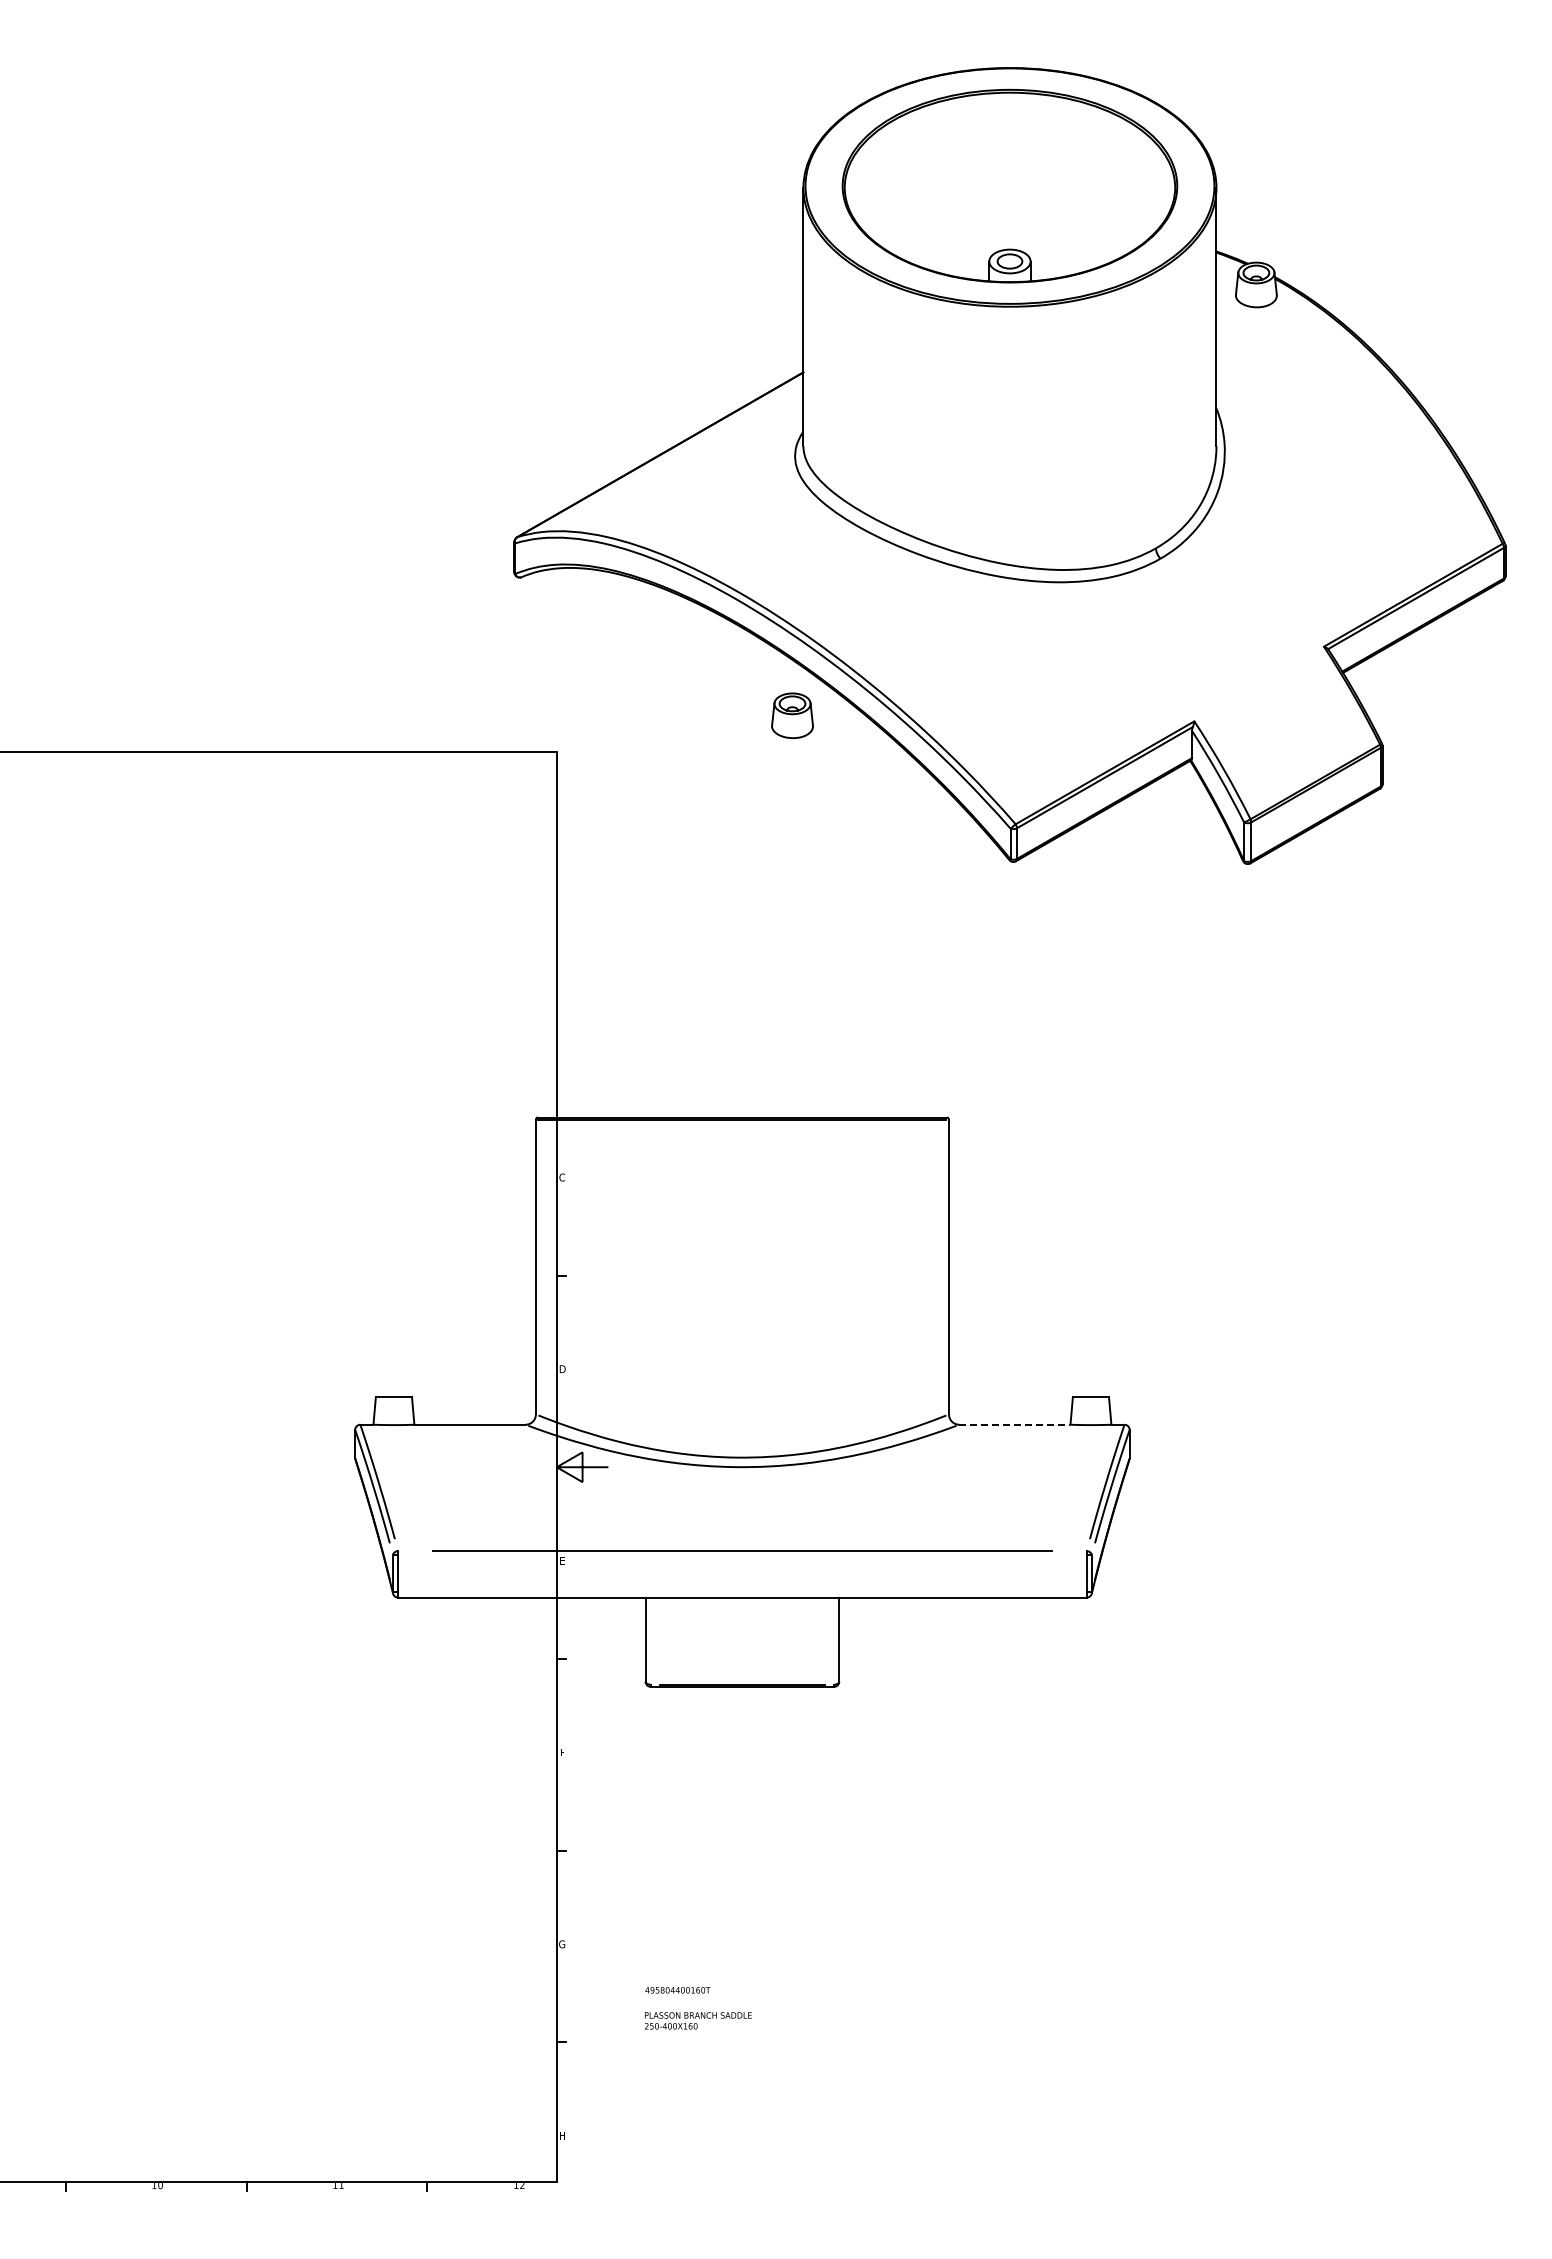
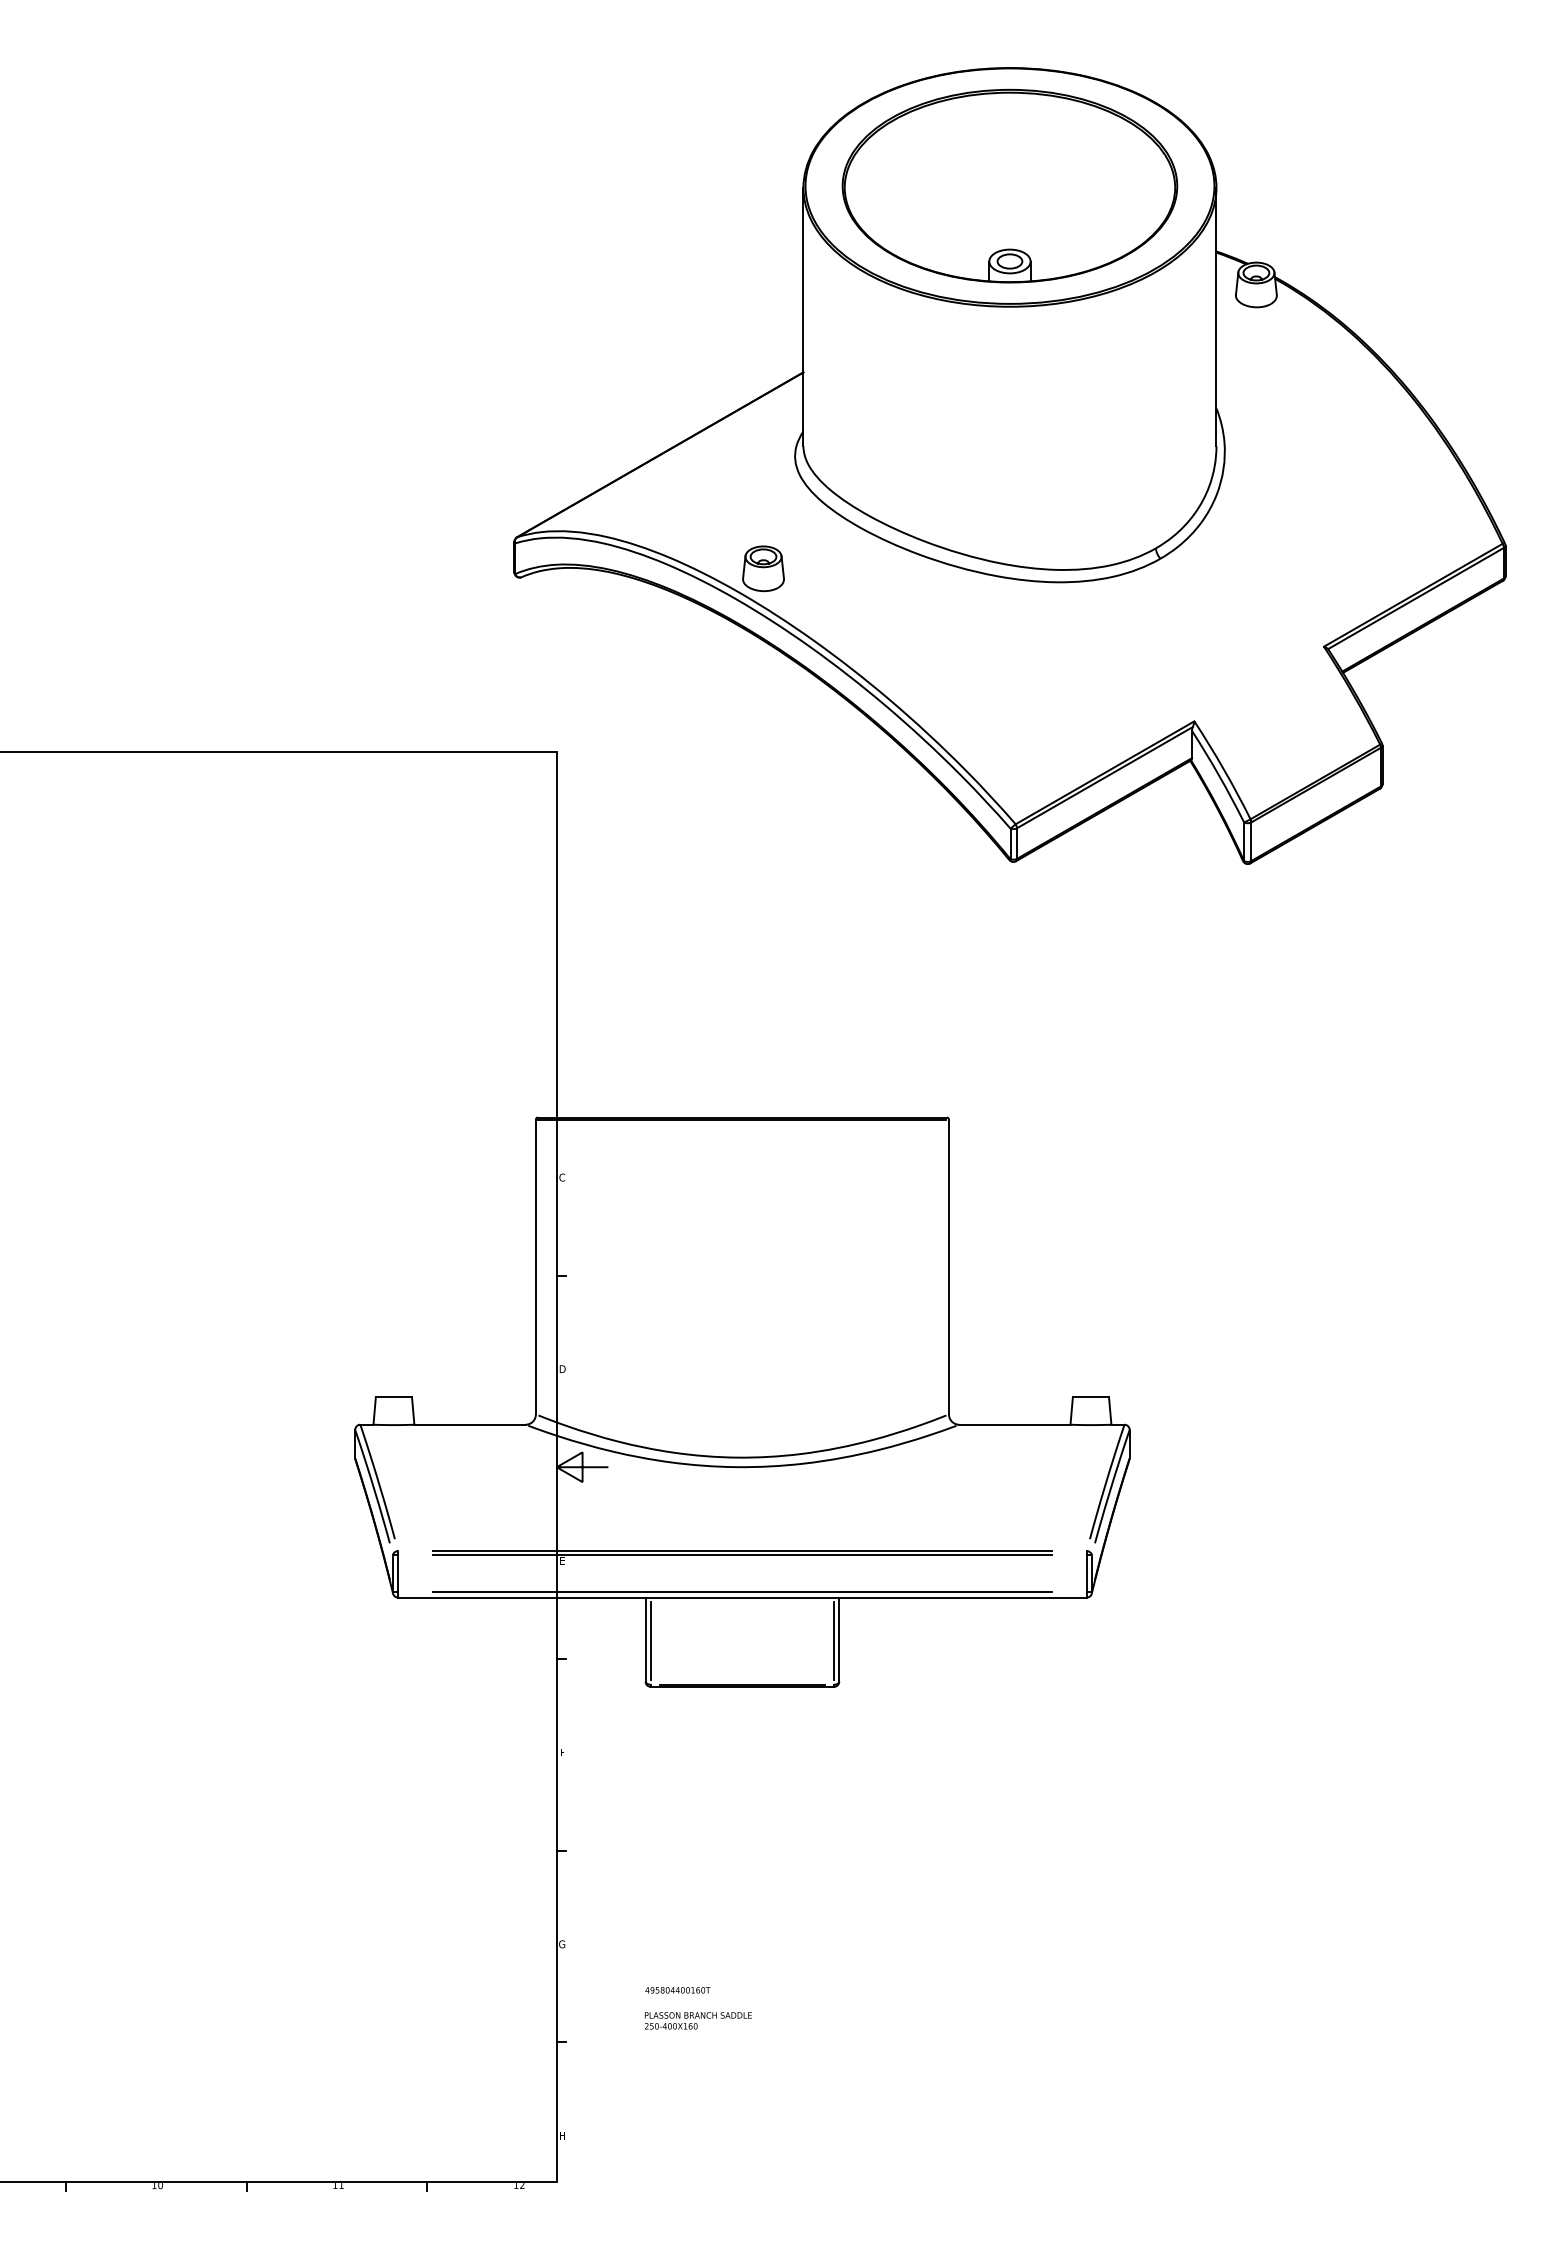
part position: (792, 715) -> (763, 568) (763, 568)
line: dashed -> solid (1014, 1424)
line: none -> present (742, 1554)
line: none -> present (742, 1592)
line: none -> present (650, 1640)
line: none -> present (834, 1640)
